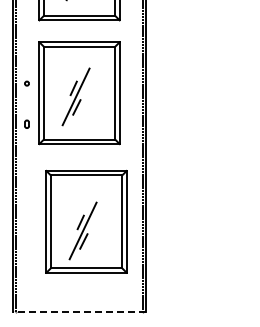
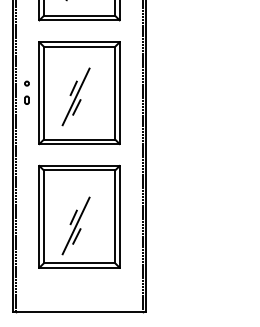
part position: (26, 123) -> (26, 99) (26, 99)
part position: (86, 221) -> (79, 216) (79, 216)
line: dashed -> solid (79, 312)
